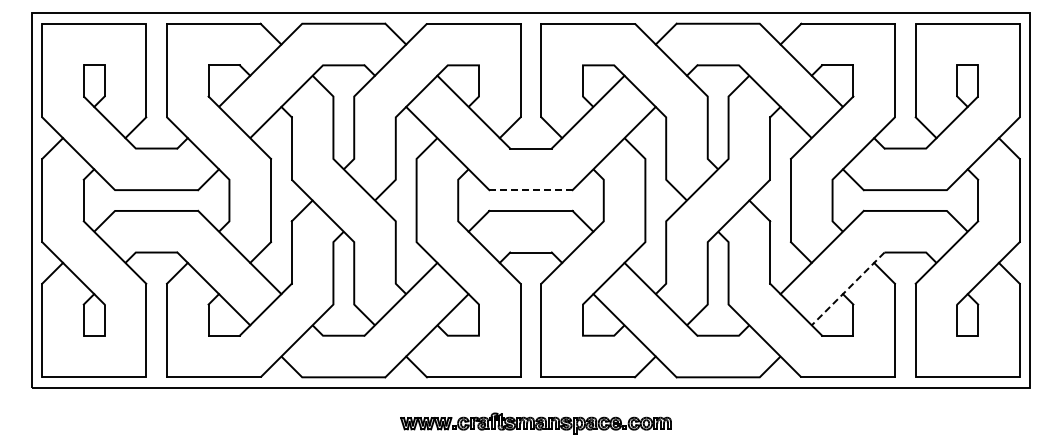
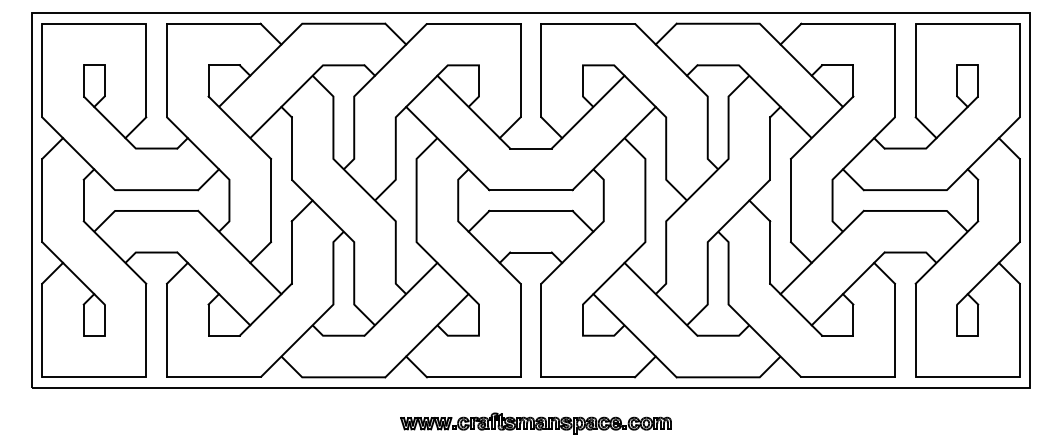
line: dashed -> solid (531, 190)
line: dashed -> solid (847, 289)
